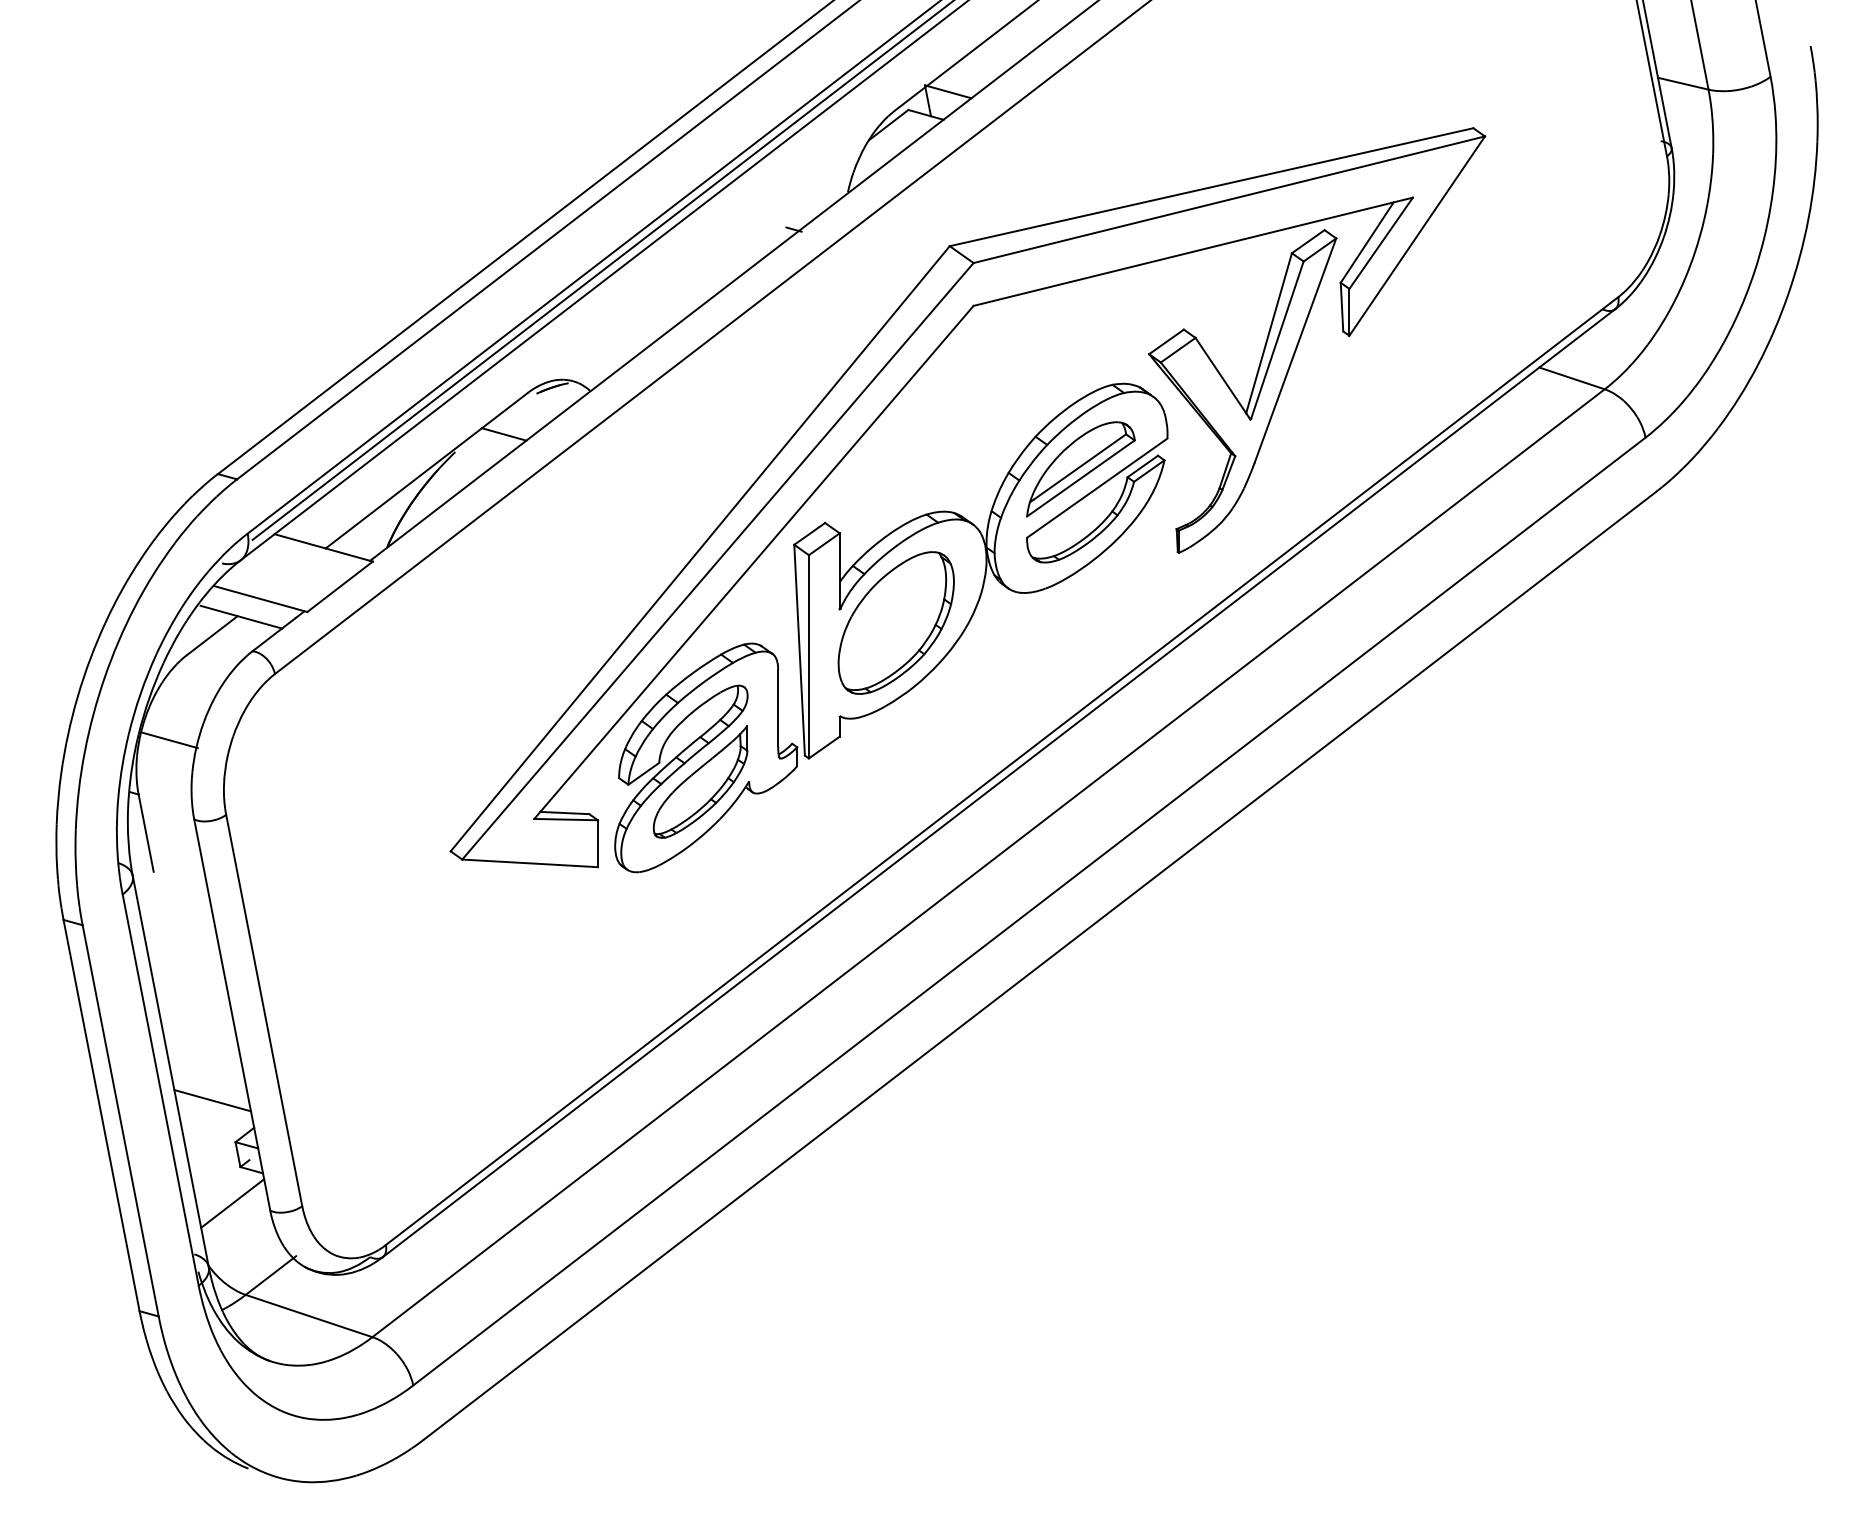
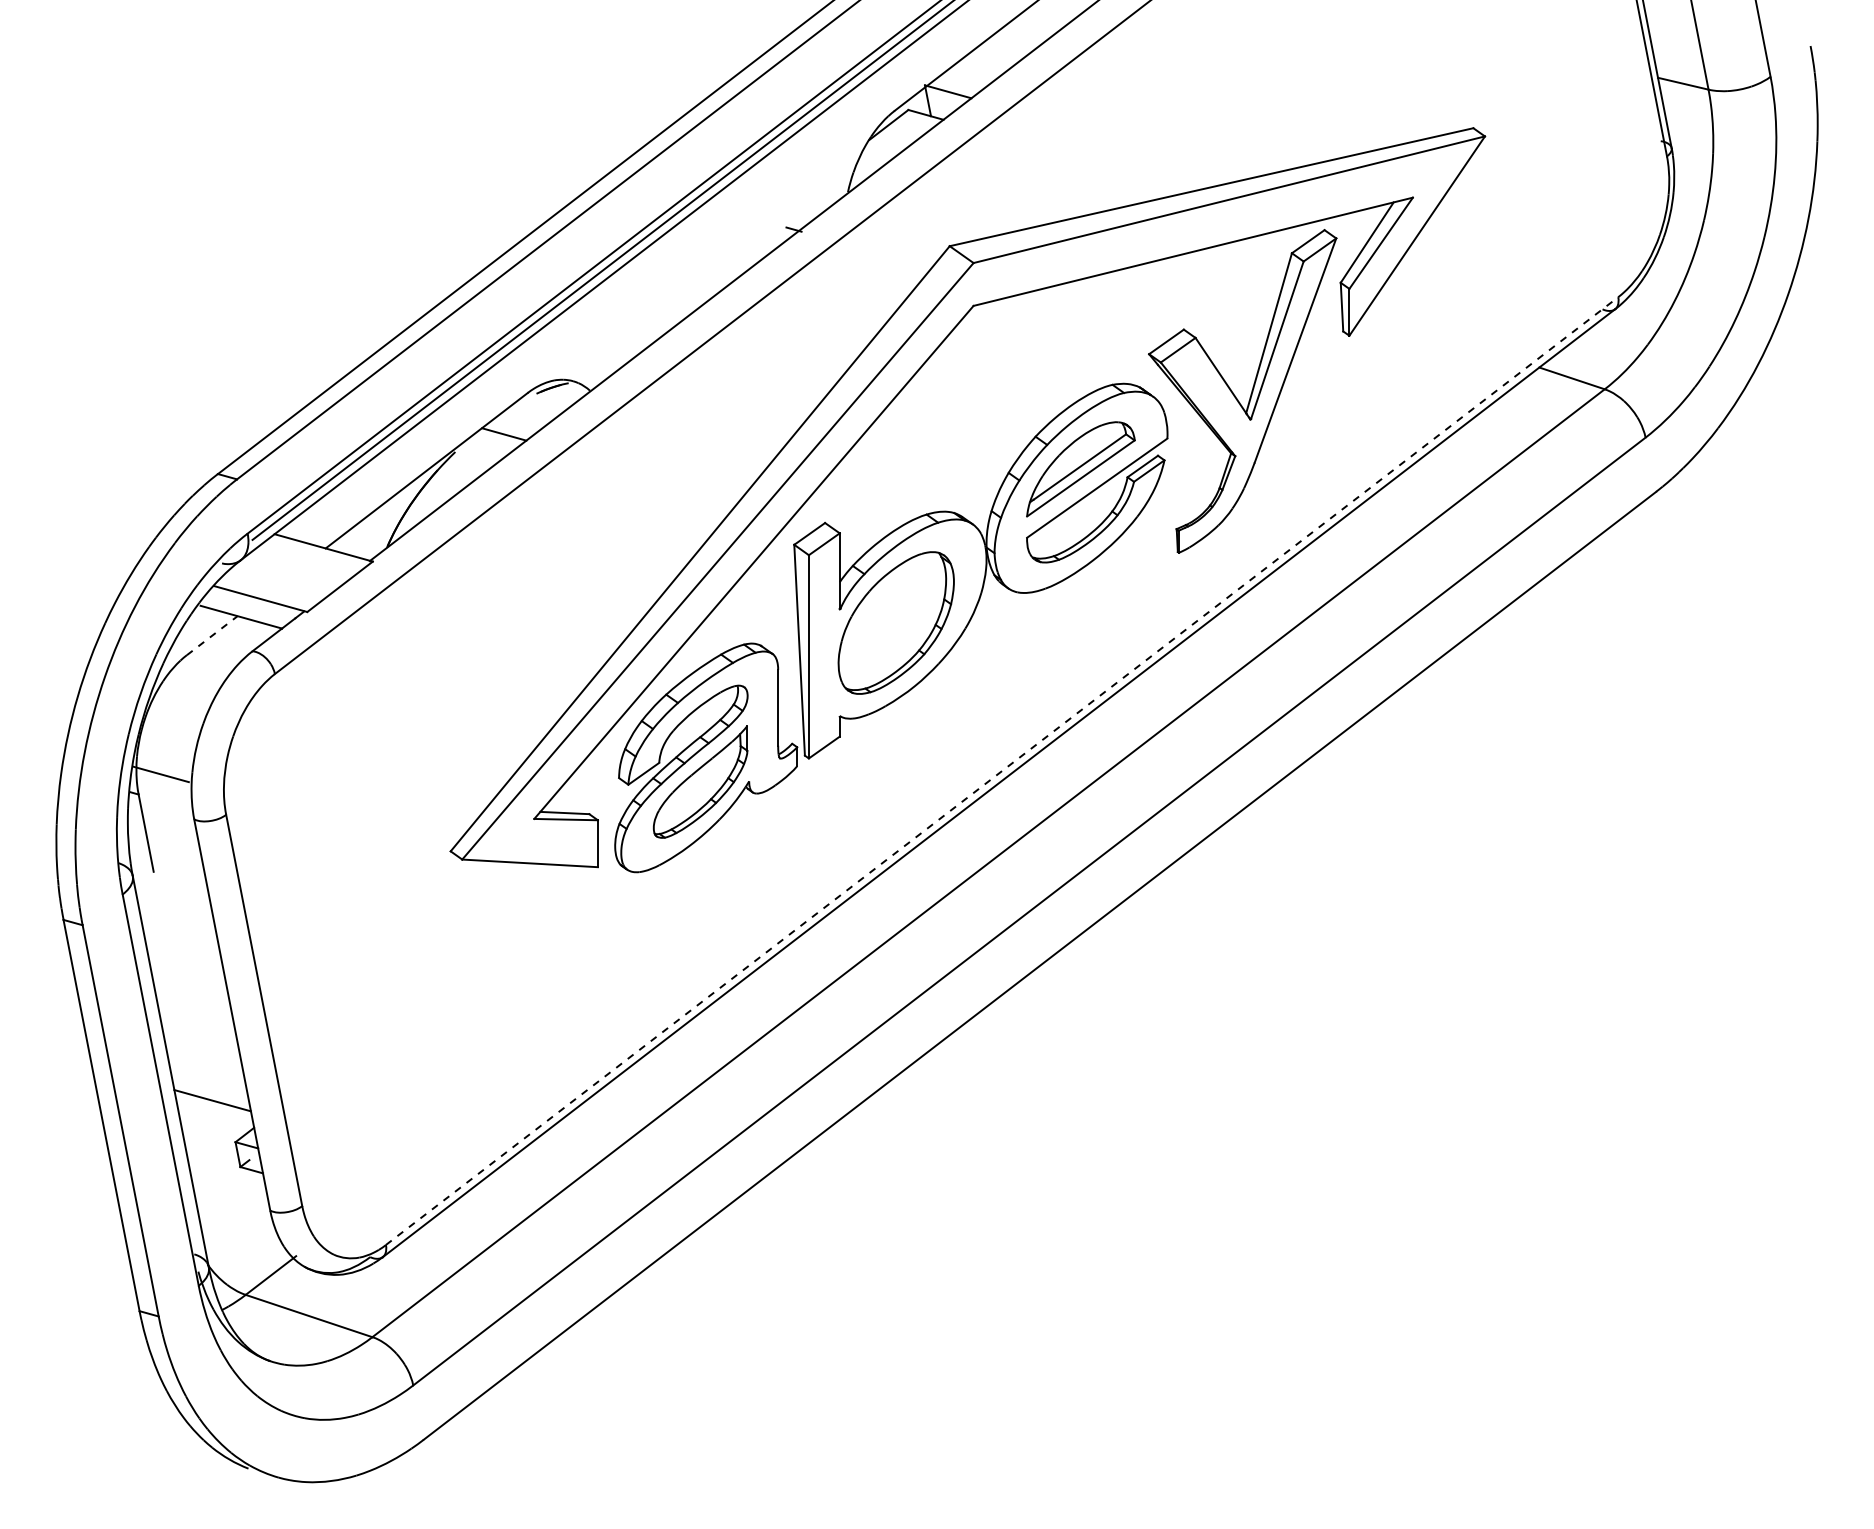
line: solid -> dashed (212, 635)
line position: (169, 740) -> (160, 774) (160, 774)
line: solid -> dashed (1002, 770)
line: present -> none (232, 1203)
